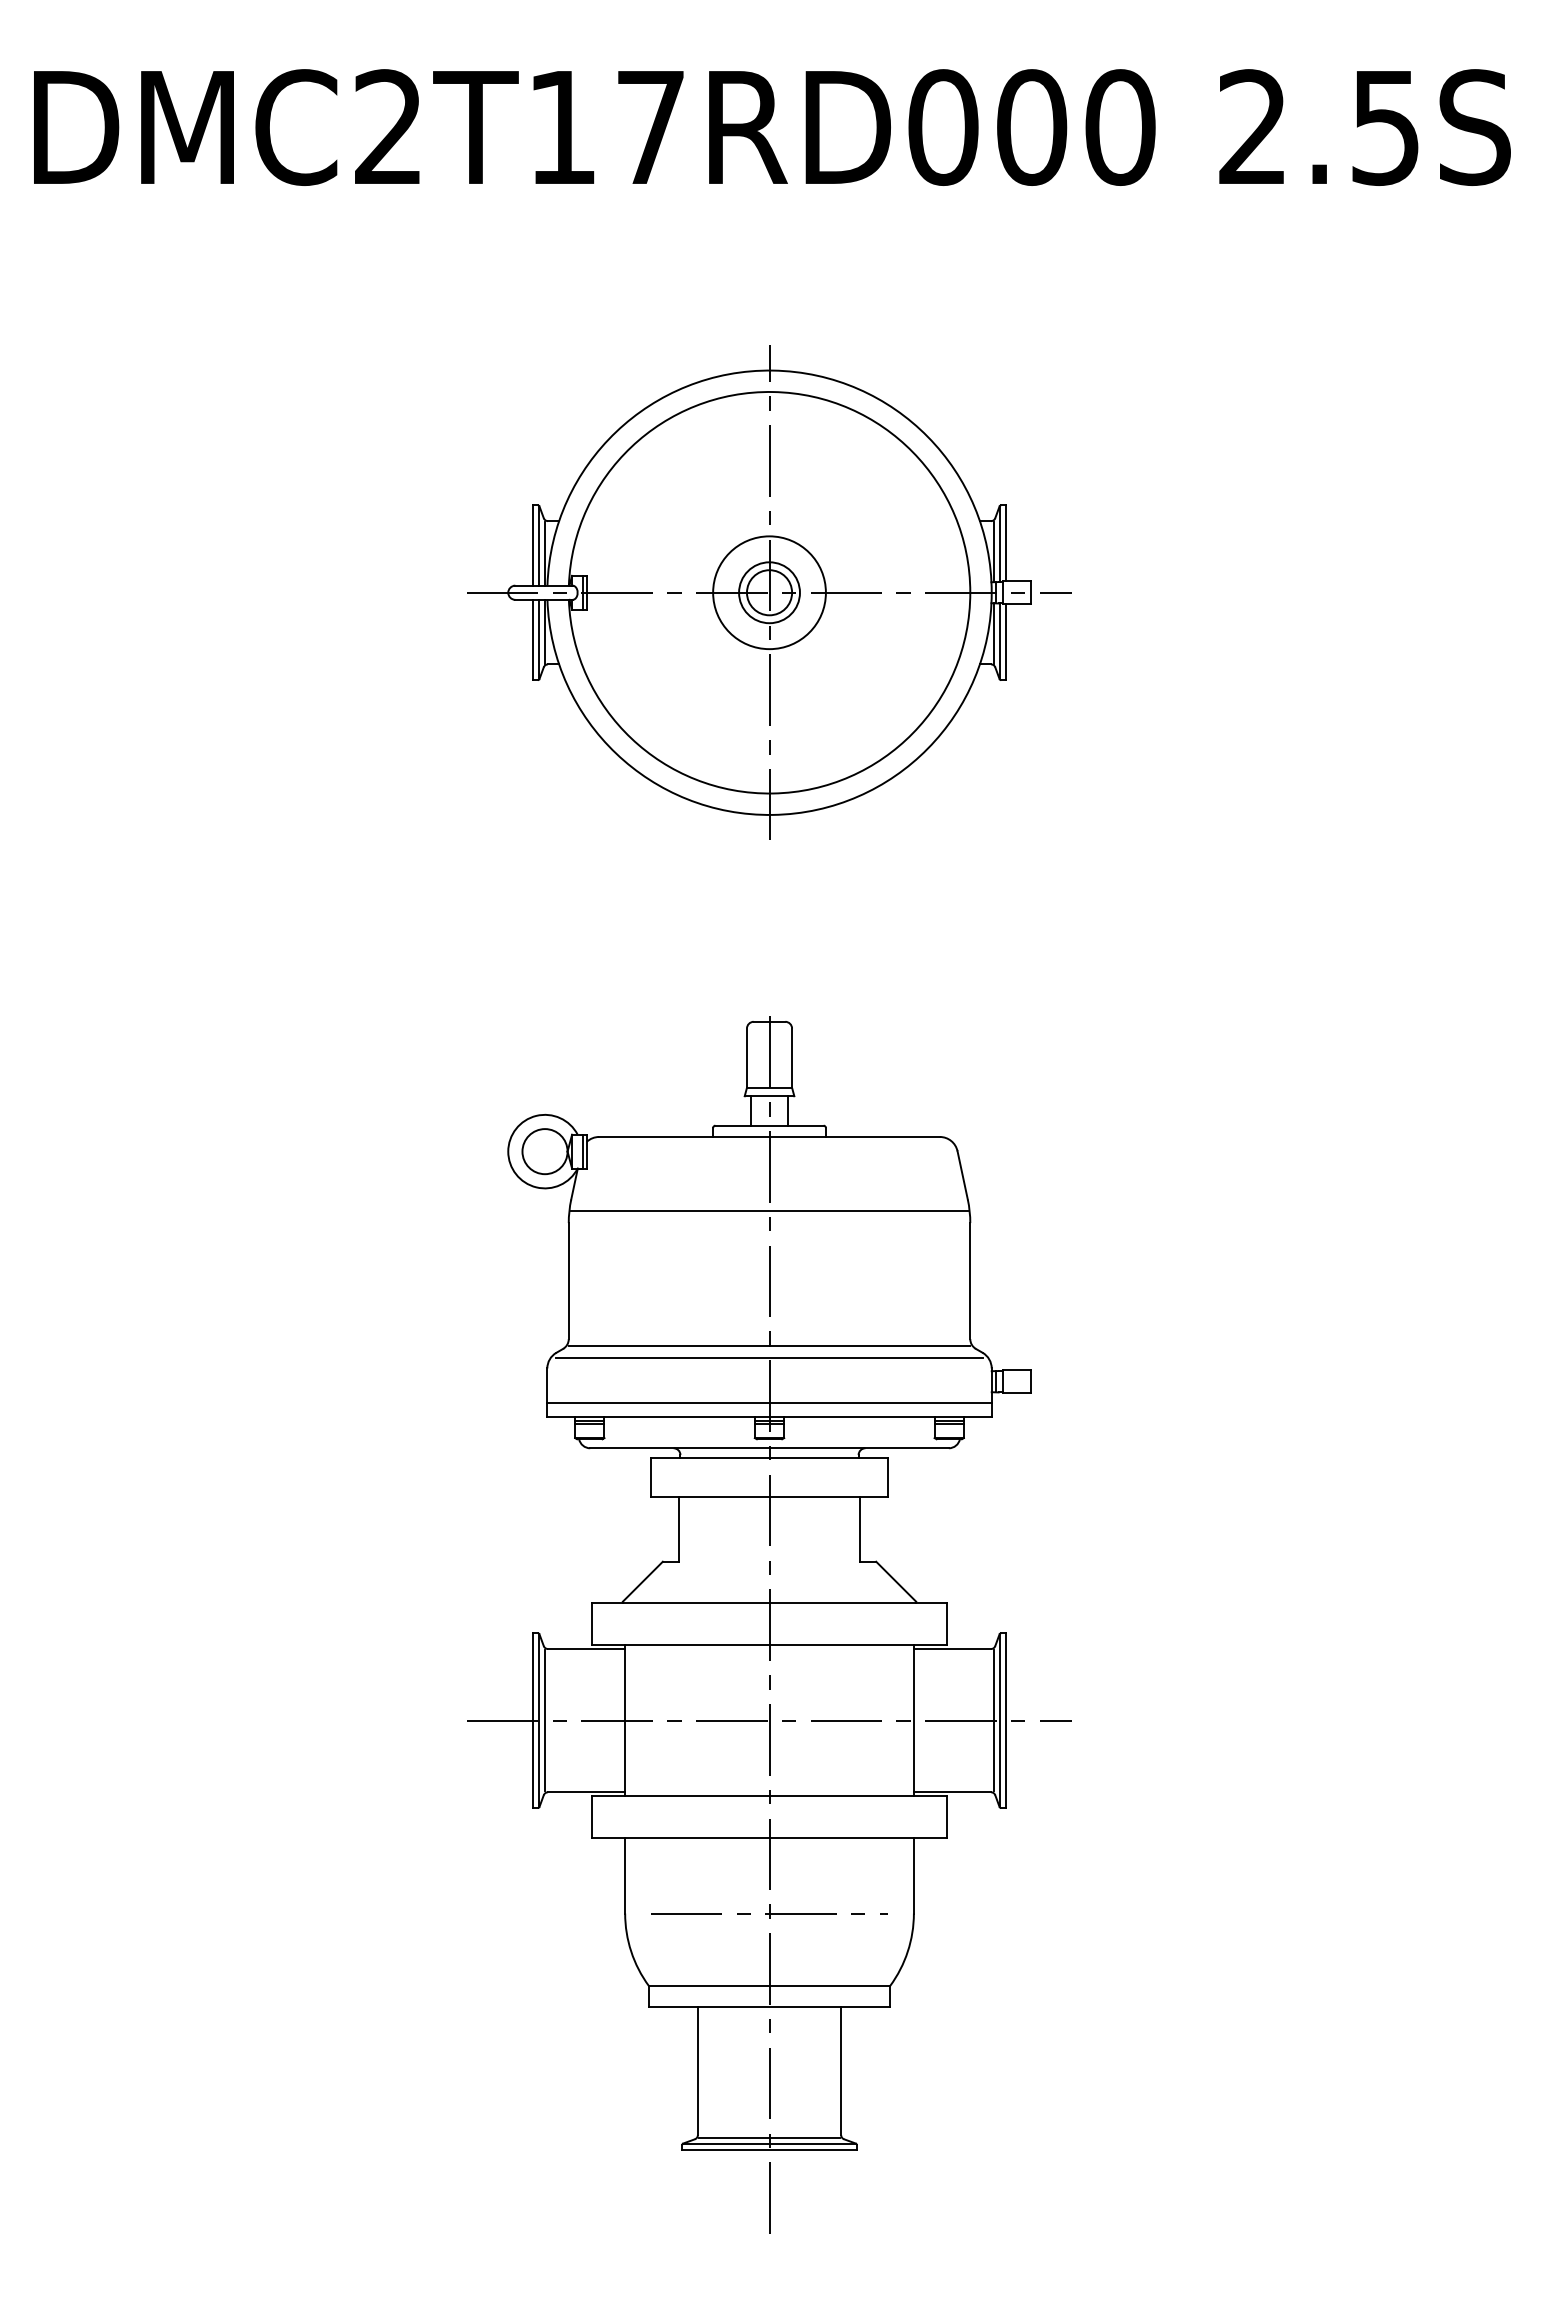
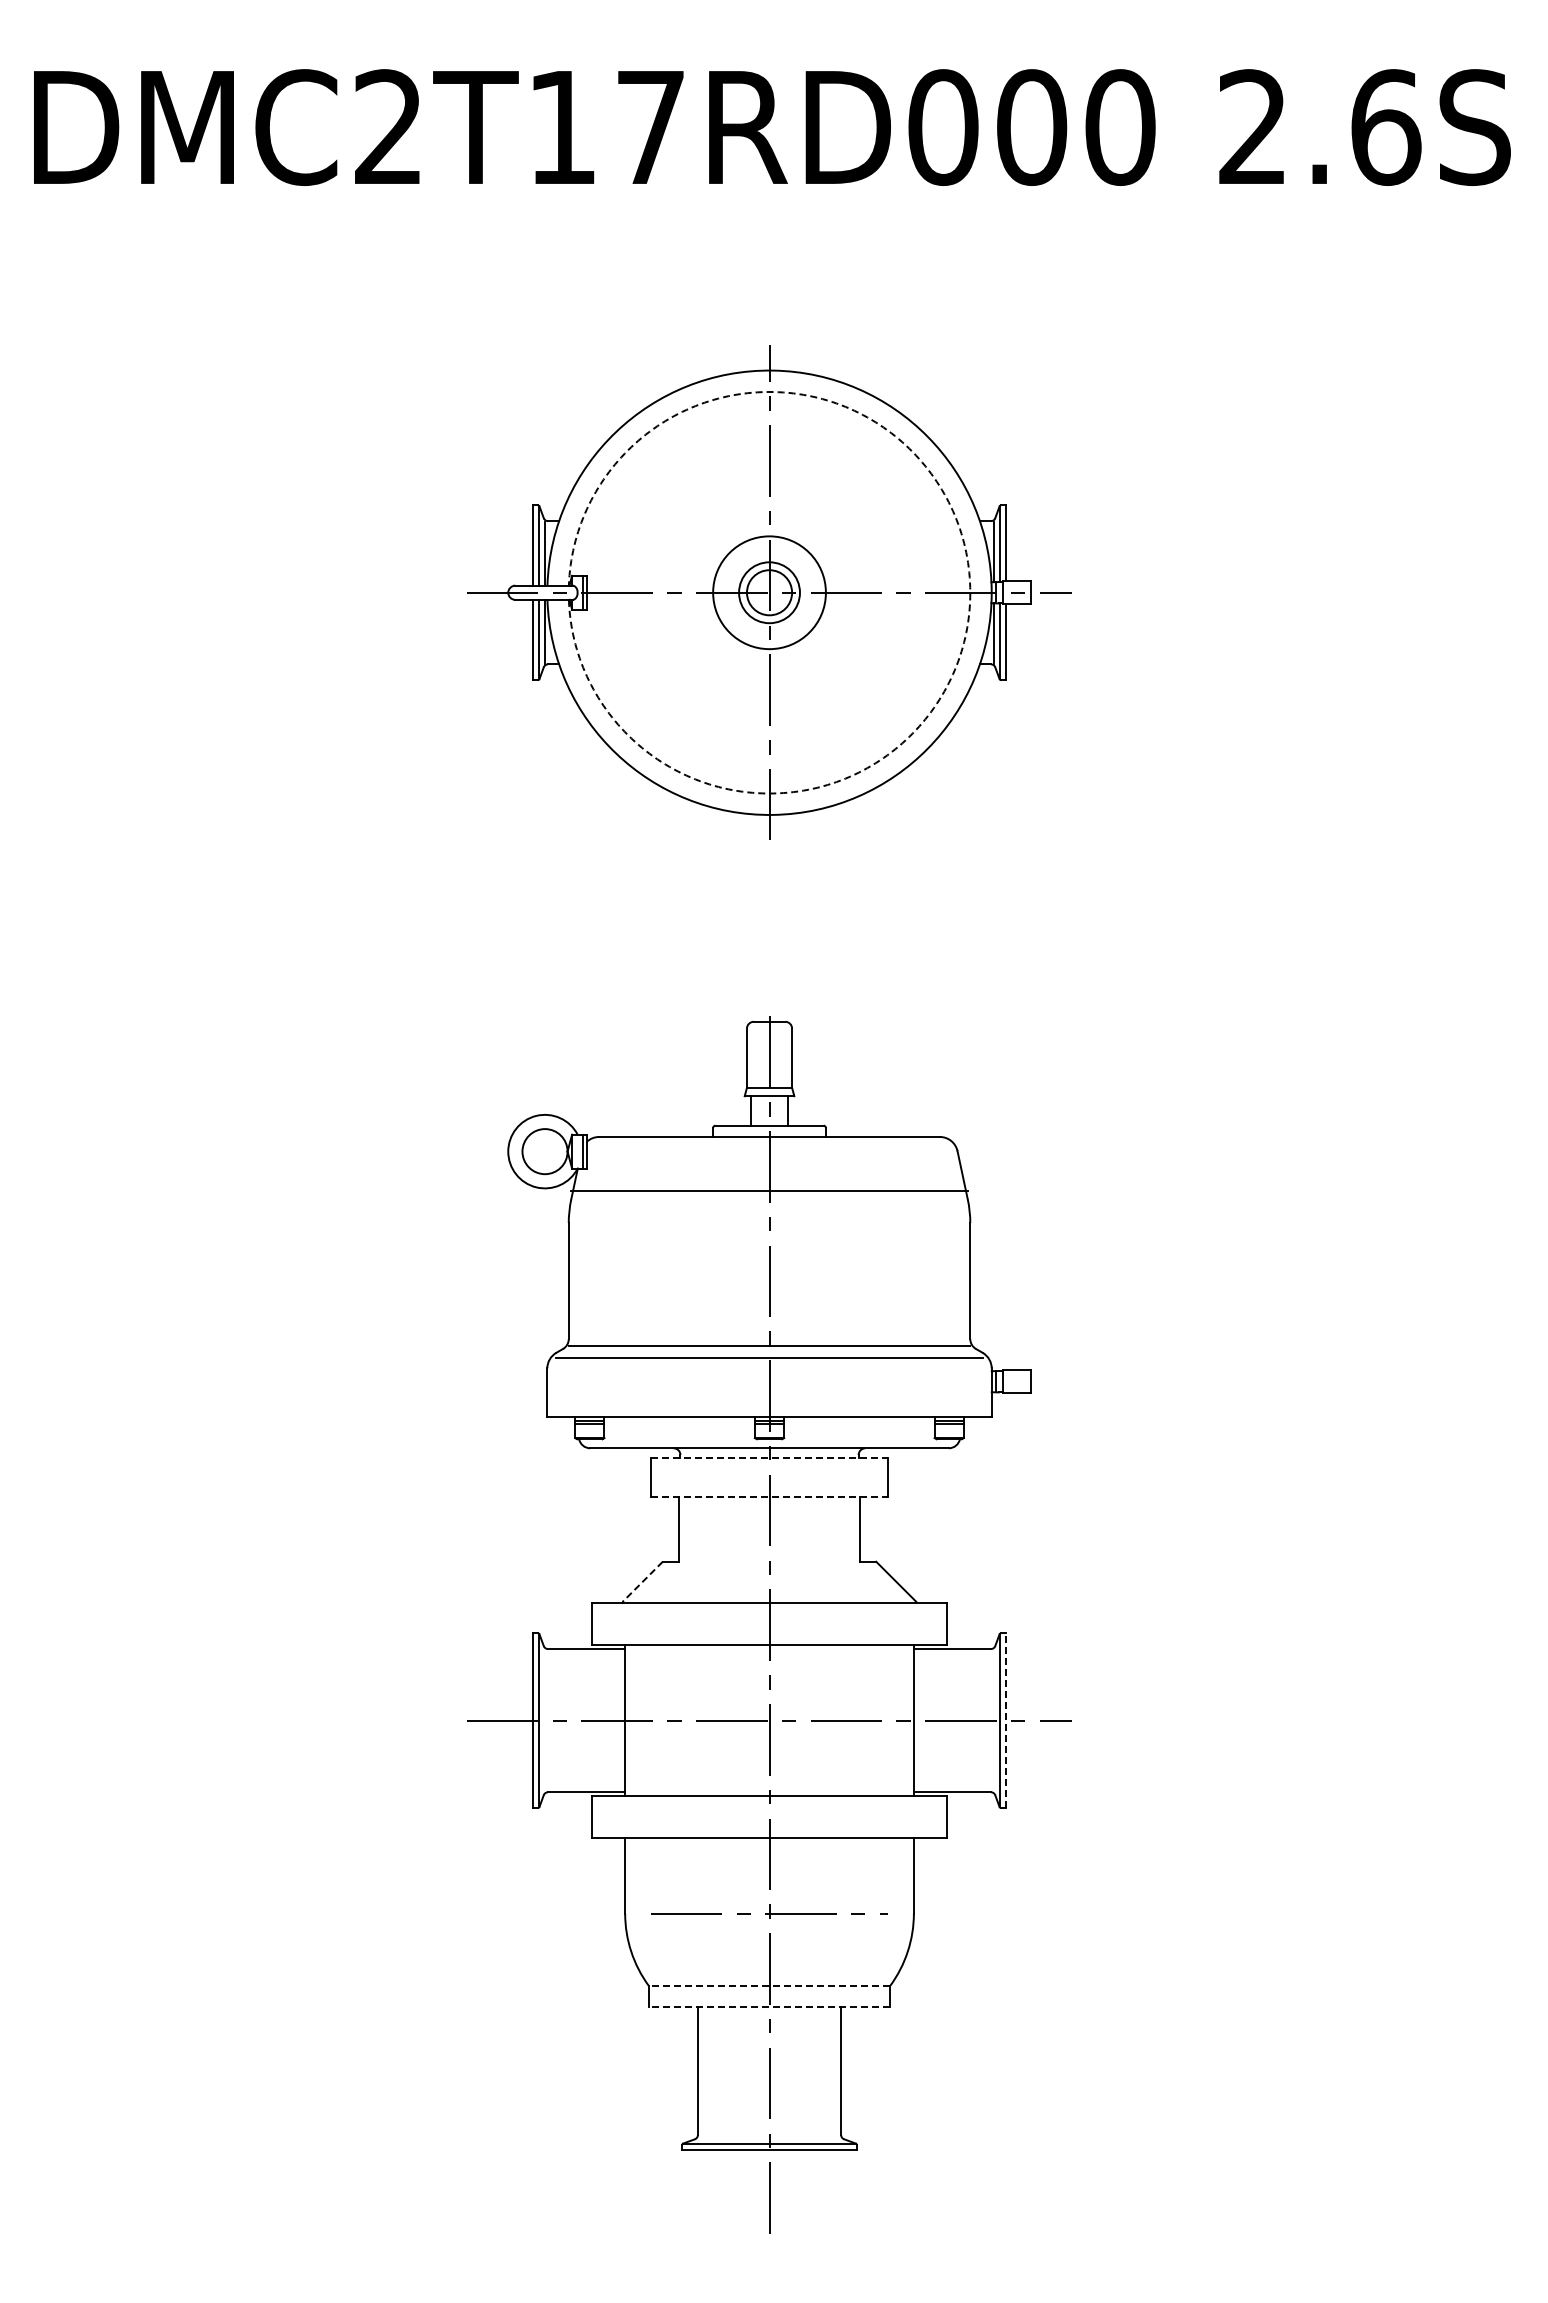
text: 2.5S -> 2.6S (1386, 127)
arc: solid -> dashed (970, 592)
line position: (769, 1211) -> (769, 1191) (769, 1191)
line: present -> none (769, 1403)
line: solid -> dashed (770, 1458)
line: solid -> dashed (770, 1496)
line: solid -> dashed (642, 1582)
line: present -> none (544, 1720)
line: present -> none (994, 1720)
line: solid -> dashed (1006, 1720)
line: solid -> dashed (769, 1985)
line: solid -> dashed (769, 2006)
line: present -> none (769, 2138)
